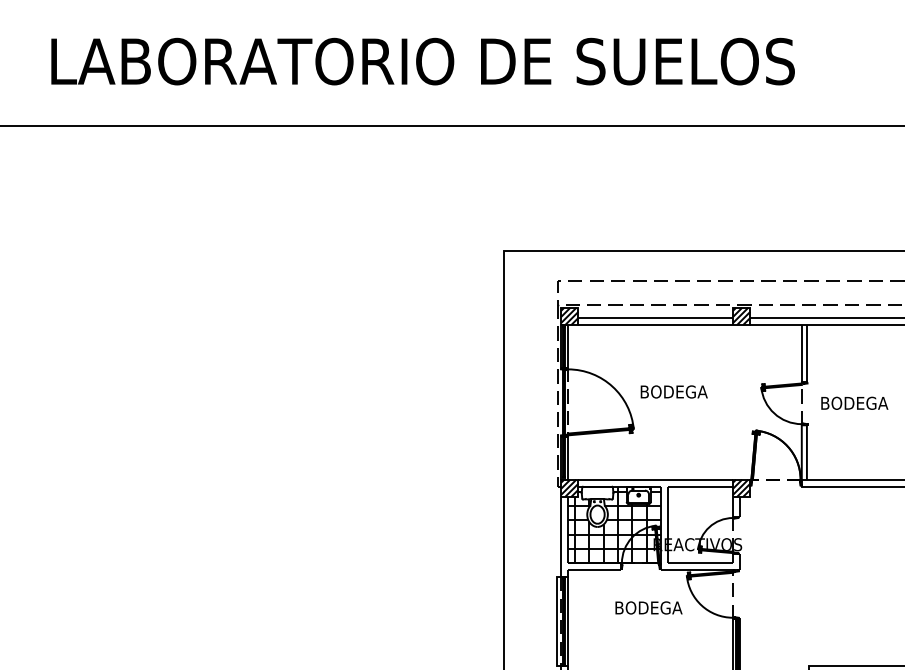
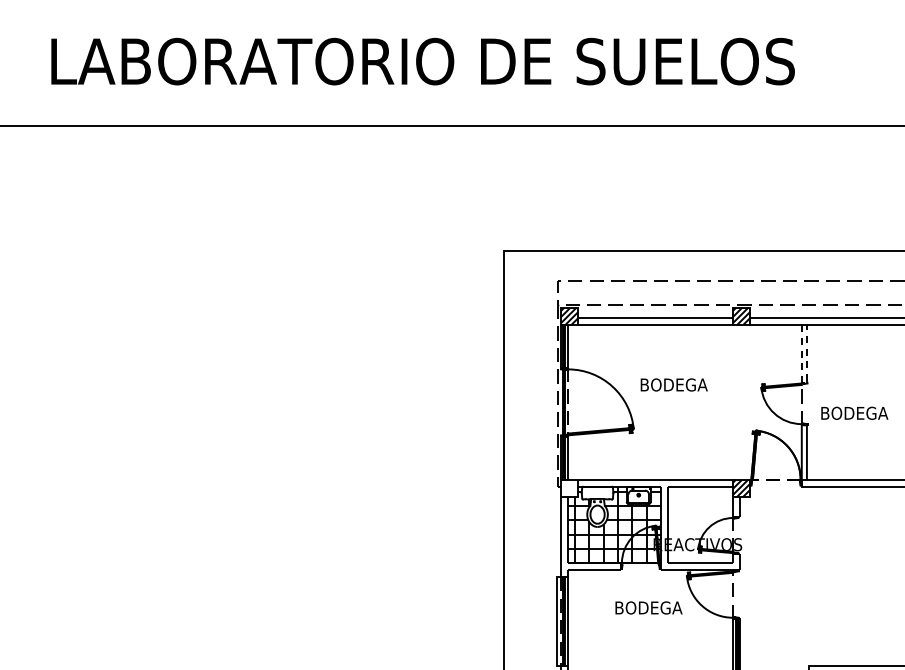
line: solid -> dashed (804, 382)
text position: (673, 391) -> (673, 384) (673, 384)
text position: (854, 402) -> (854, 412) (854, 412)
hatch: present -> none (569, 487)
